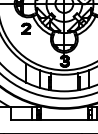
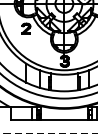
line: solid -> dashed (49, 133)
